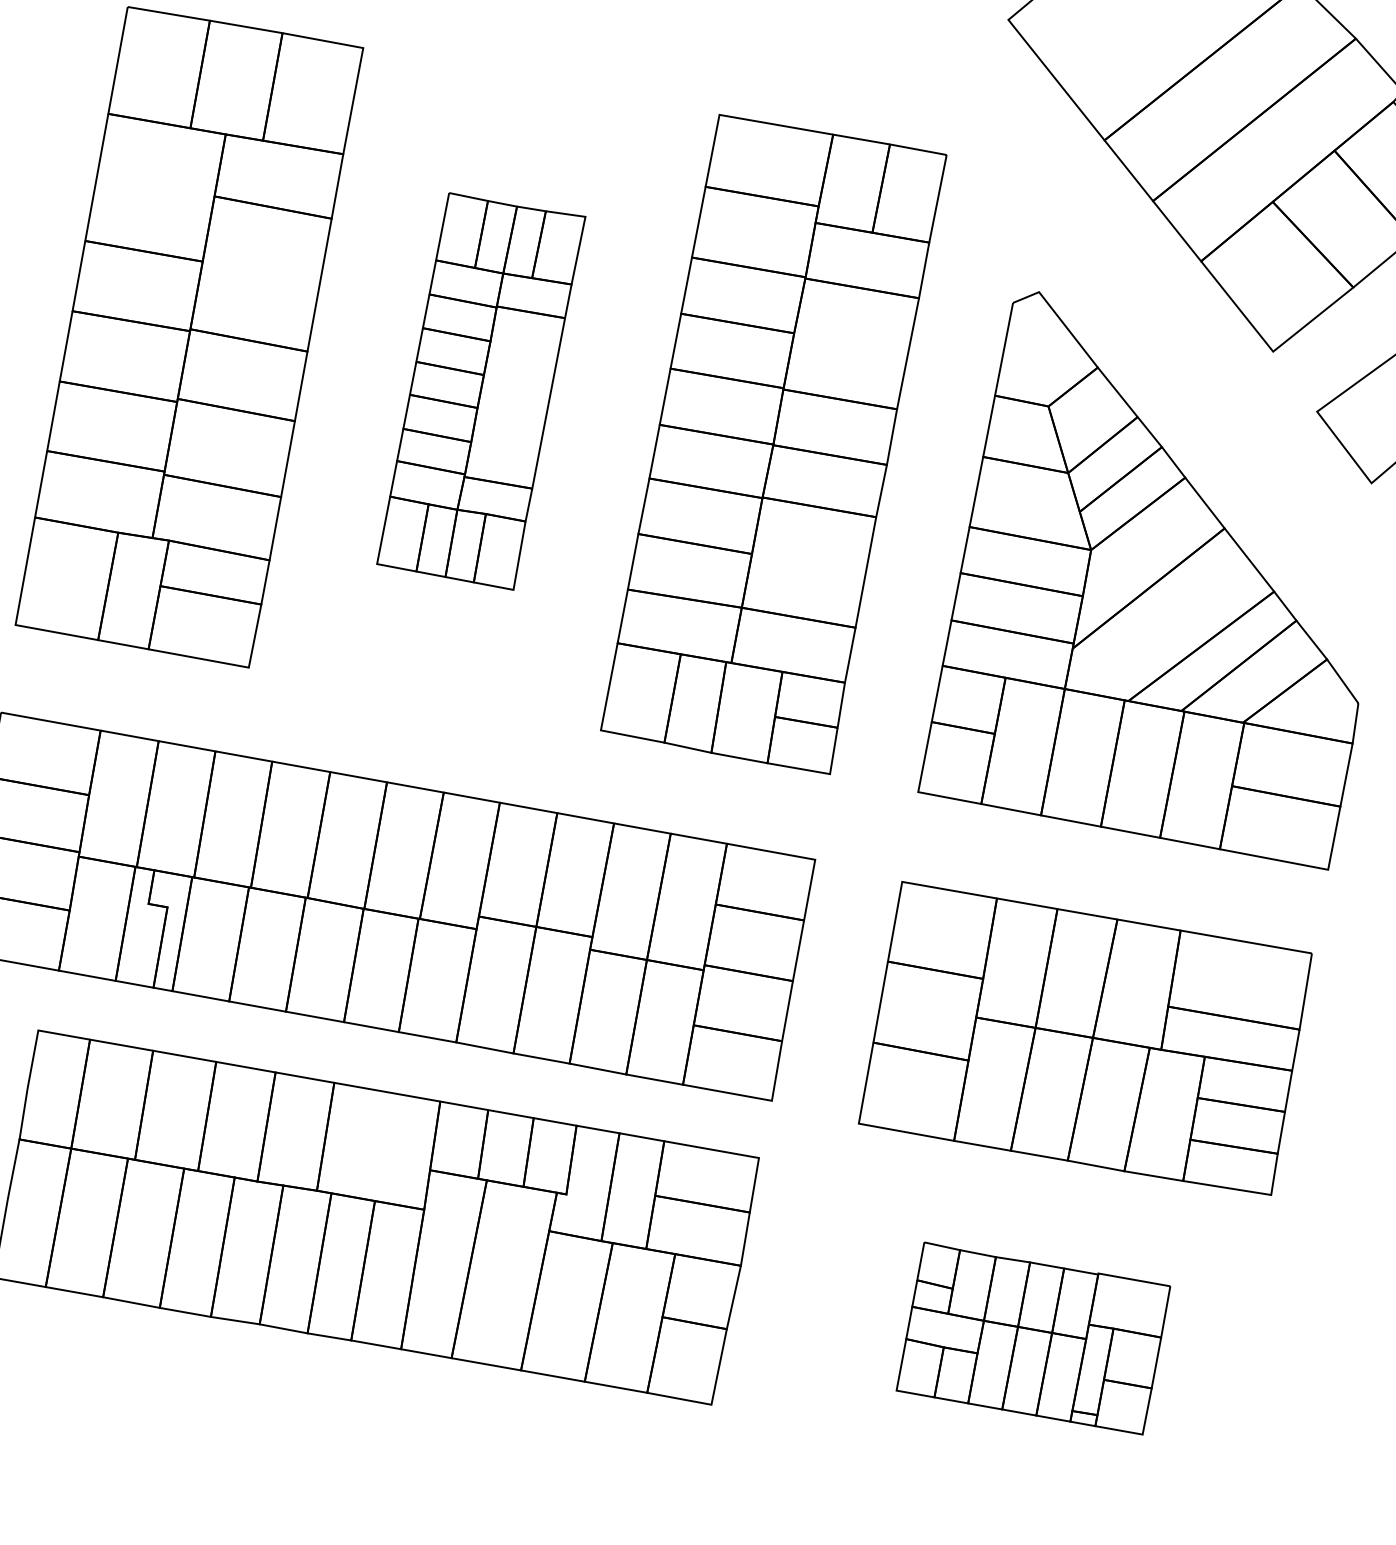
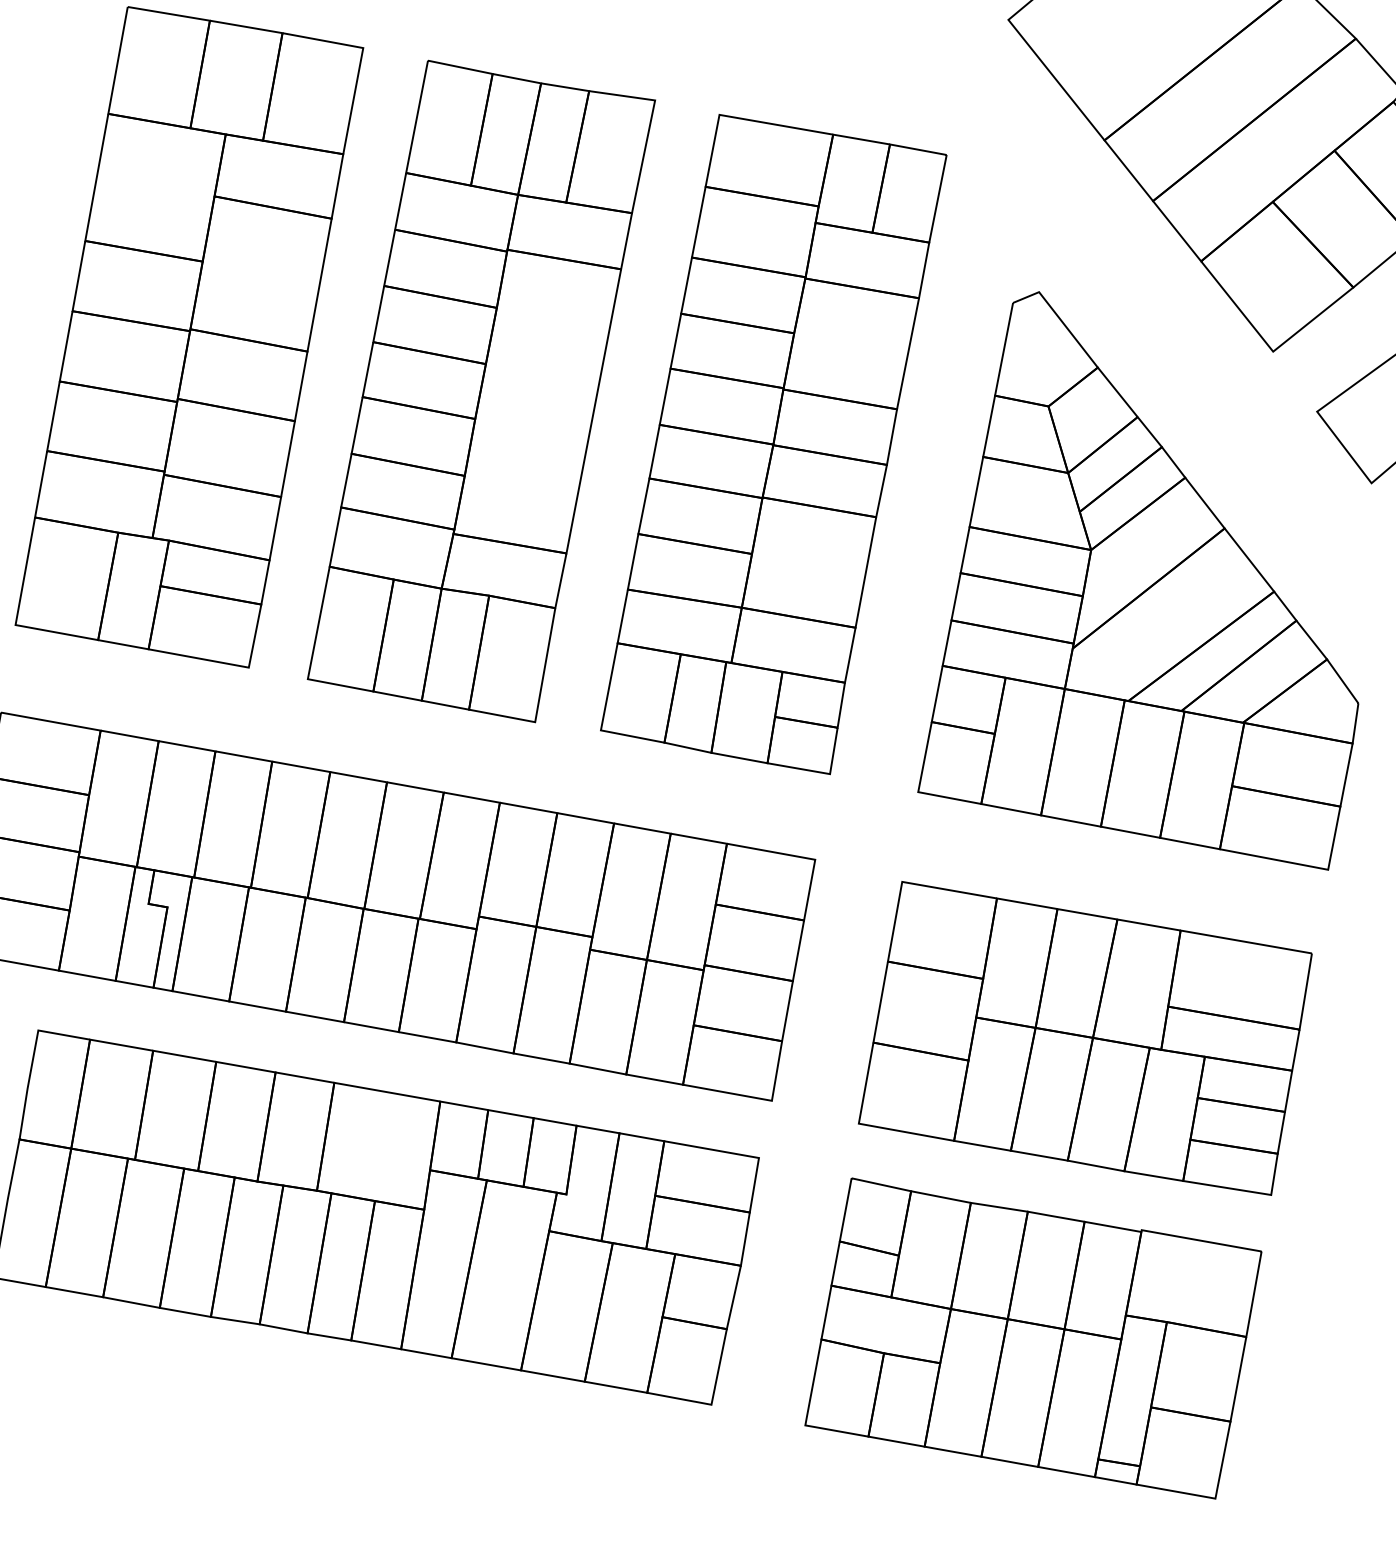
part size: 211x399 px -> 350x665 px (480, 391)
part size: 277x195 px -> 459x323 px (1033, 1338)
